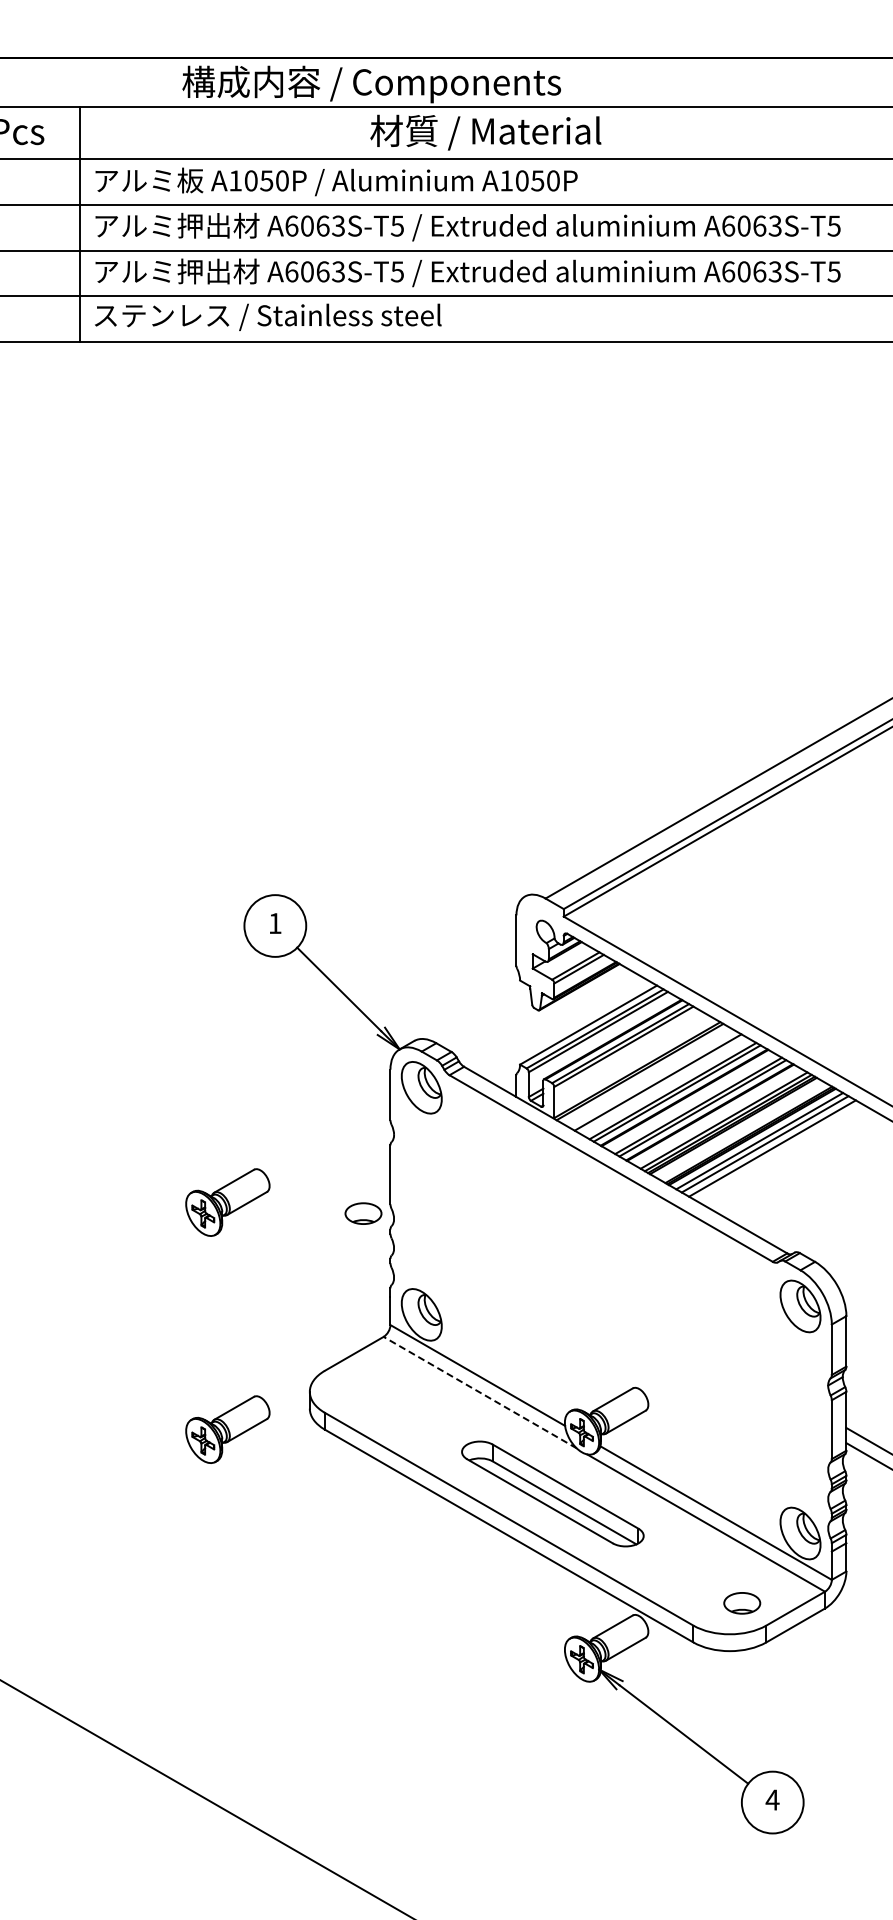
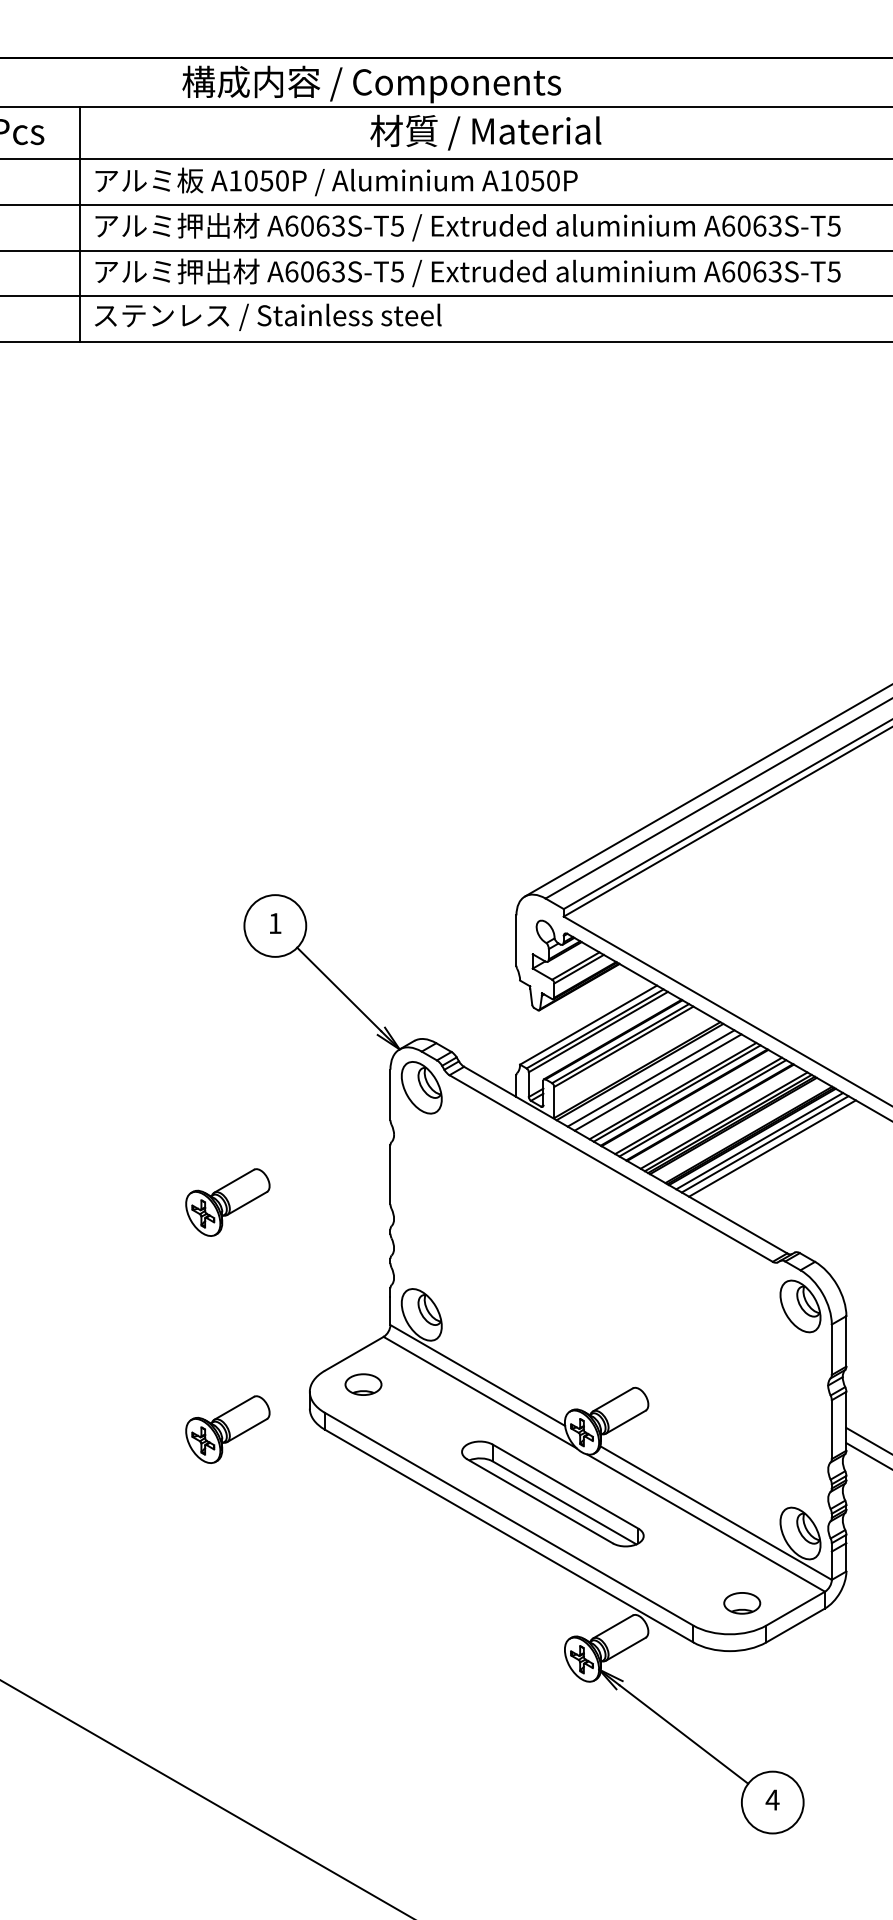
line: none -> present (707, 790)
line: none -> present (650, 1078)
part position: (363, 1213) -> (363, 1384) (363, 1384)
line: dashed -> solid (480, 1392)
